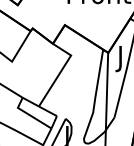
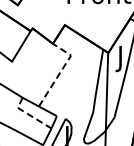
line: solid -> dashed (61, 71)
line: solid -> dashed (29, 115)
